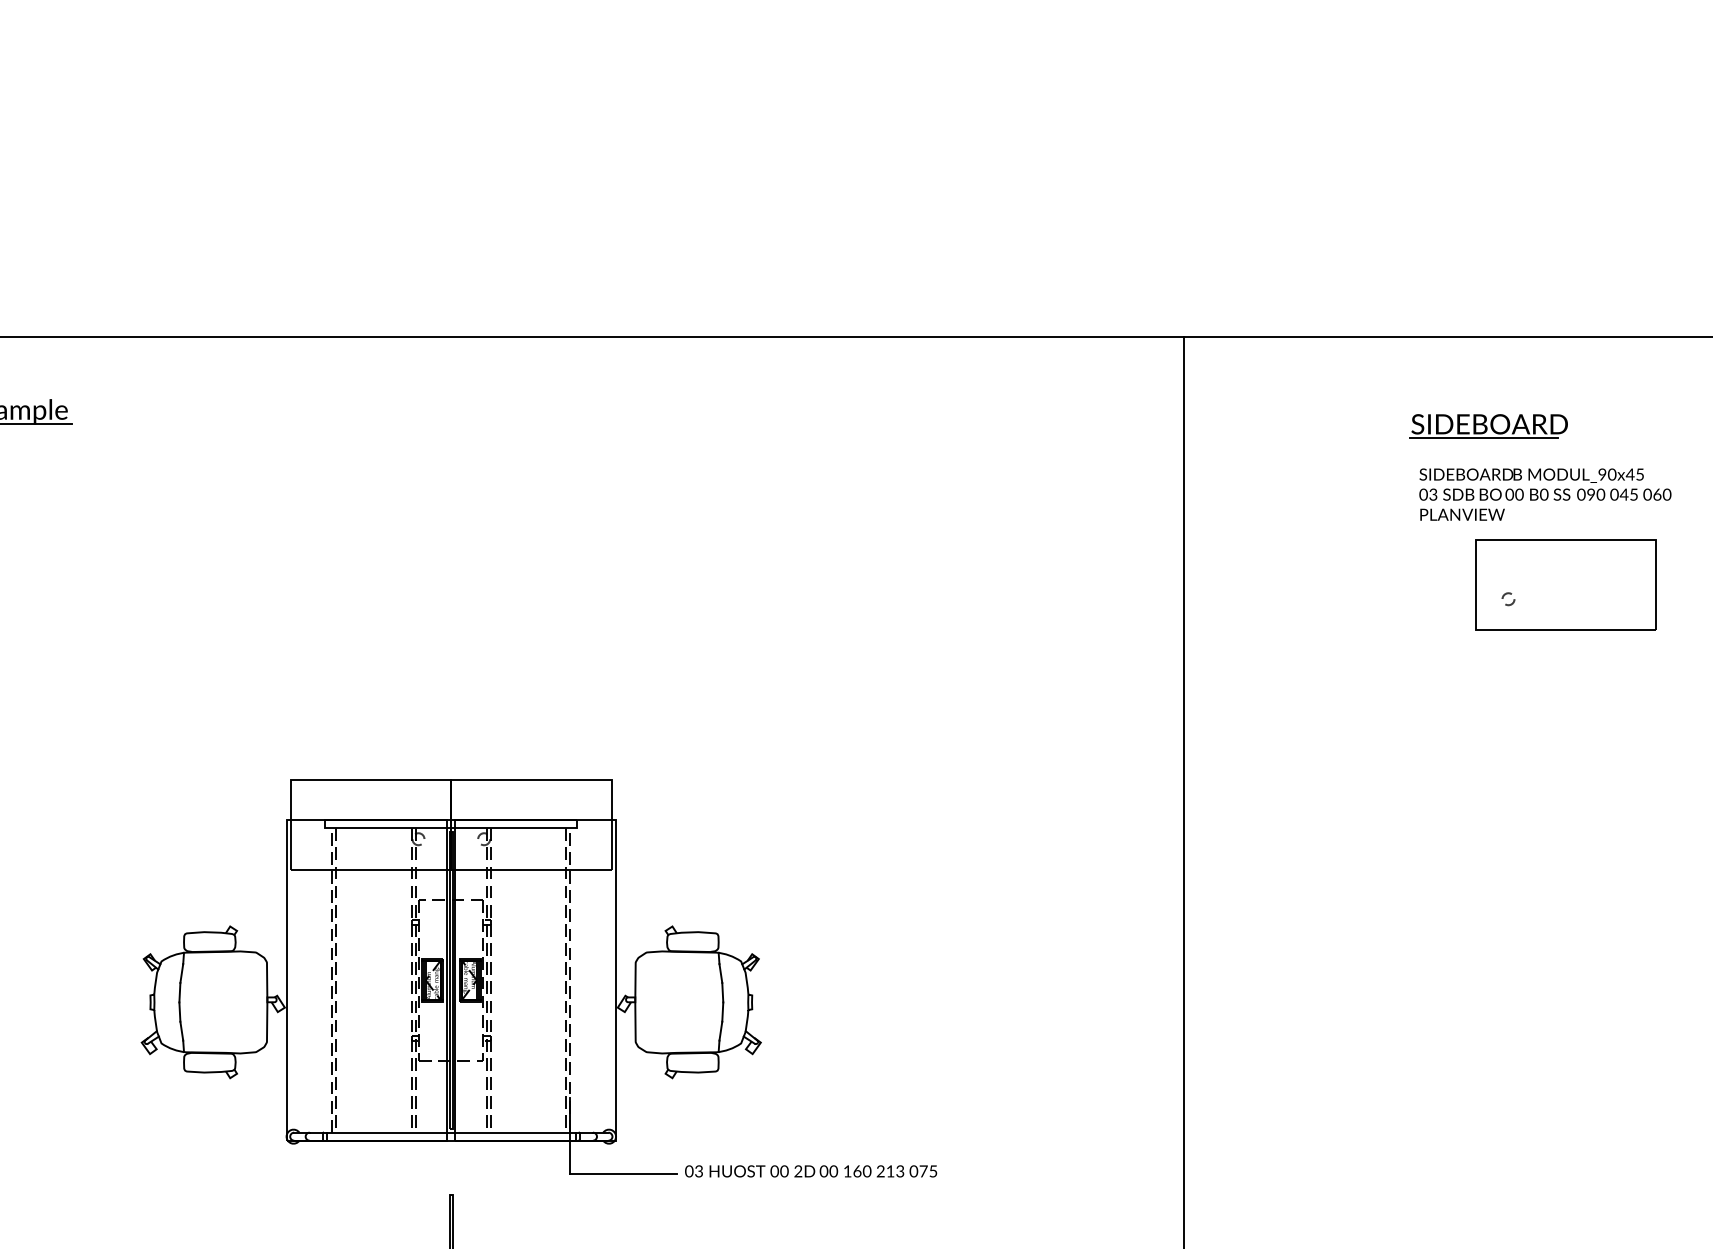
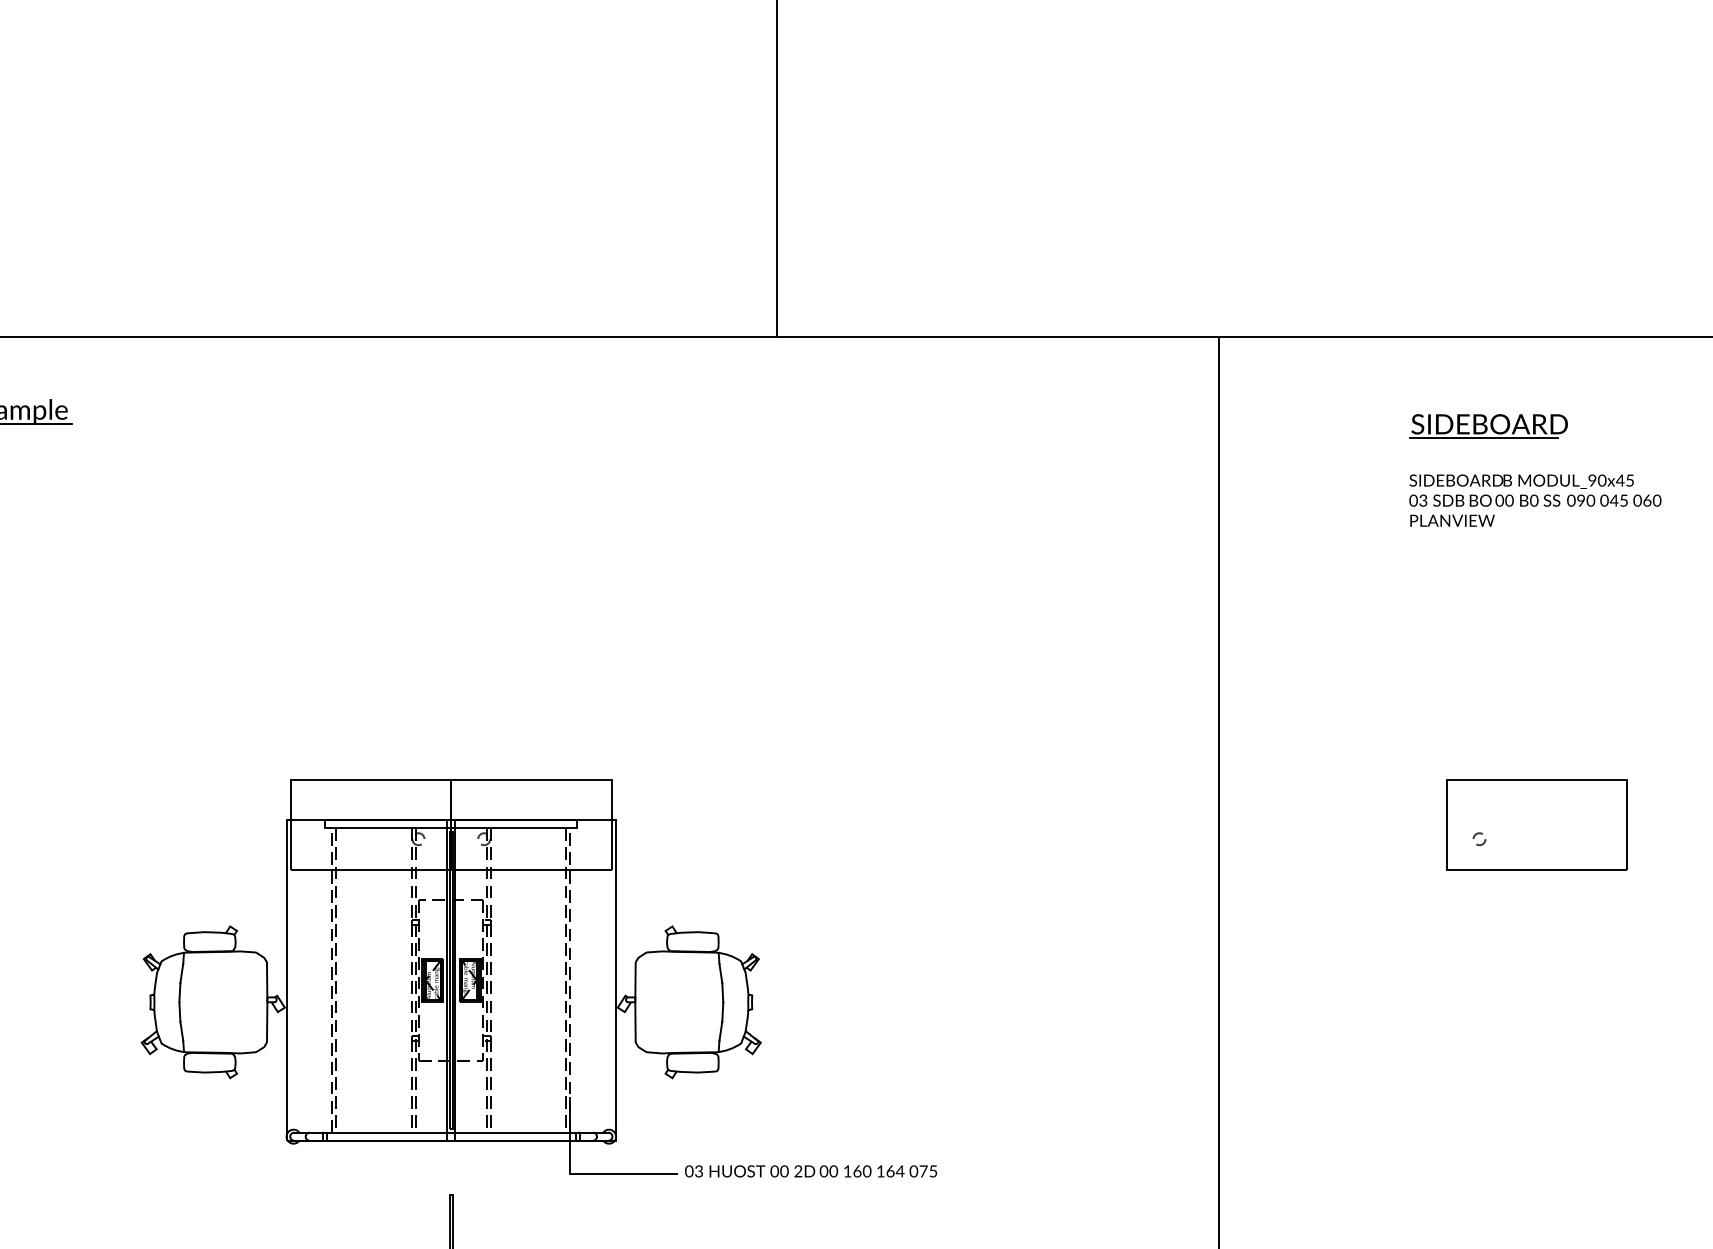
line: none -> present (776, 169)
text position: (1545, 494) -> (1535, 500) (1535, 500)
part position: (1565, 584) -> (1536, 824) (1536, 824)
line position: (1184, 790) -> (1219, 790) (1219, 790)
text: 213 -> 164 (890, 1171)
